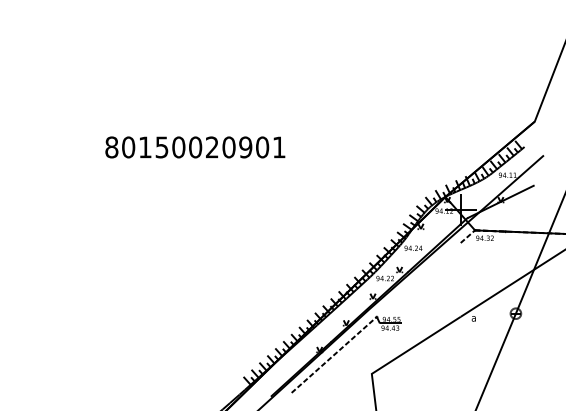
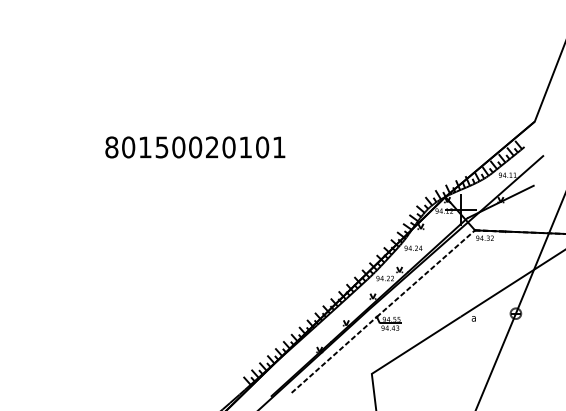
text: 80150020901 -> 80150020101 (245, 147)
line: none -> present (418, 279)
